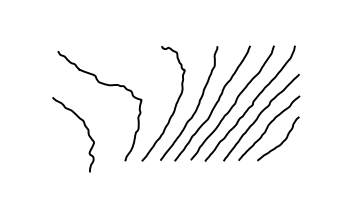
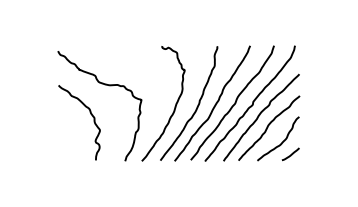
curve position: (84, 126) -> (90, 114) (90, 114)
curve: none -> present (290, 154)
